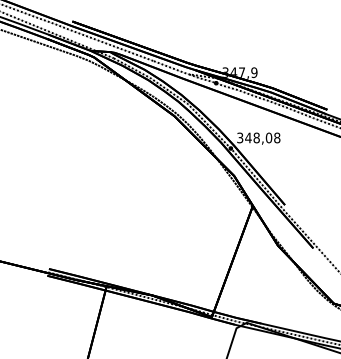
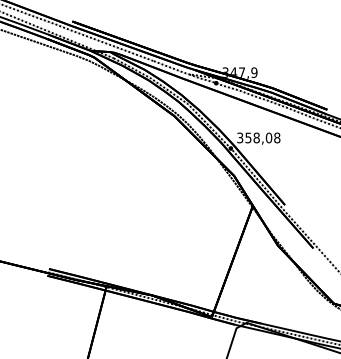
text: 348,08 -> 358,08 (248, 137)
